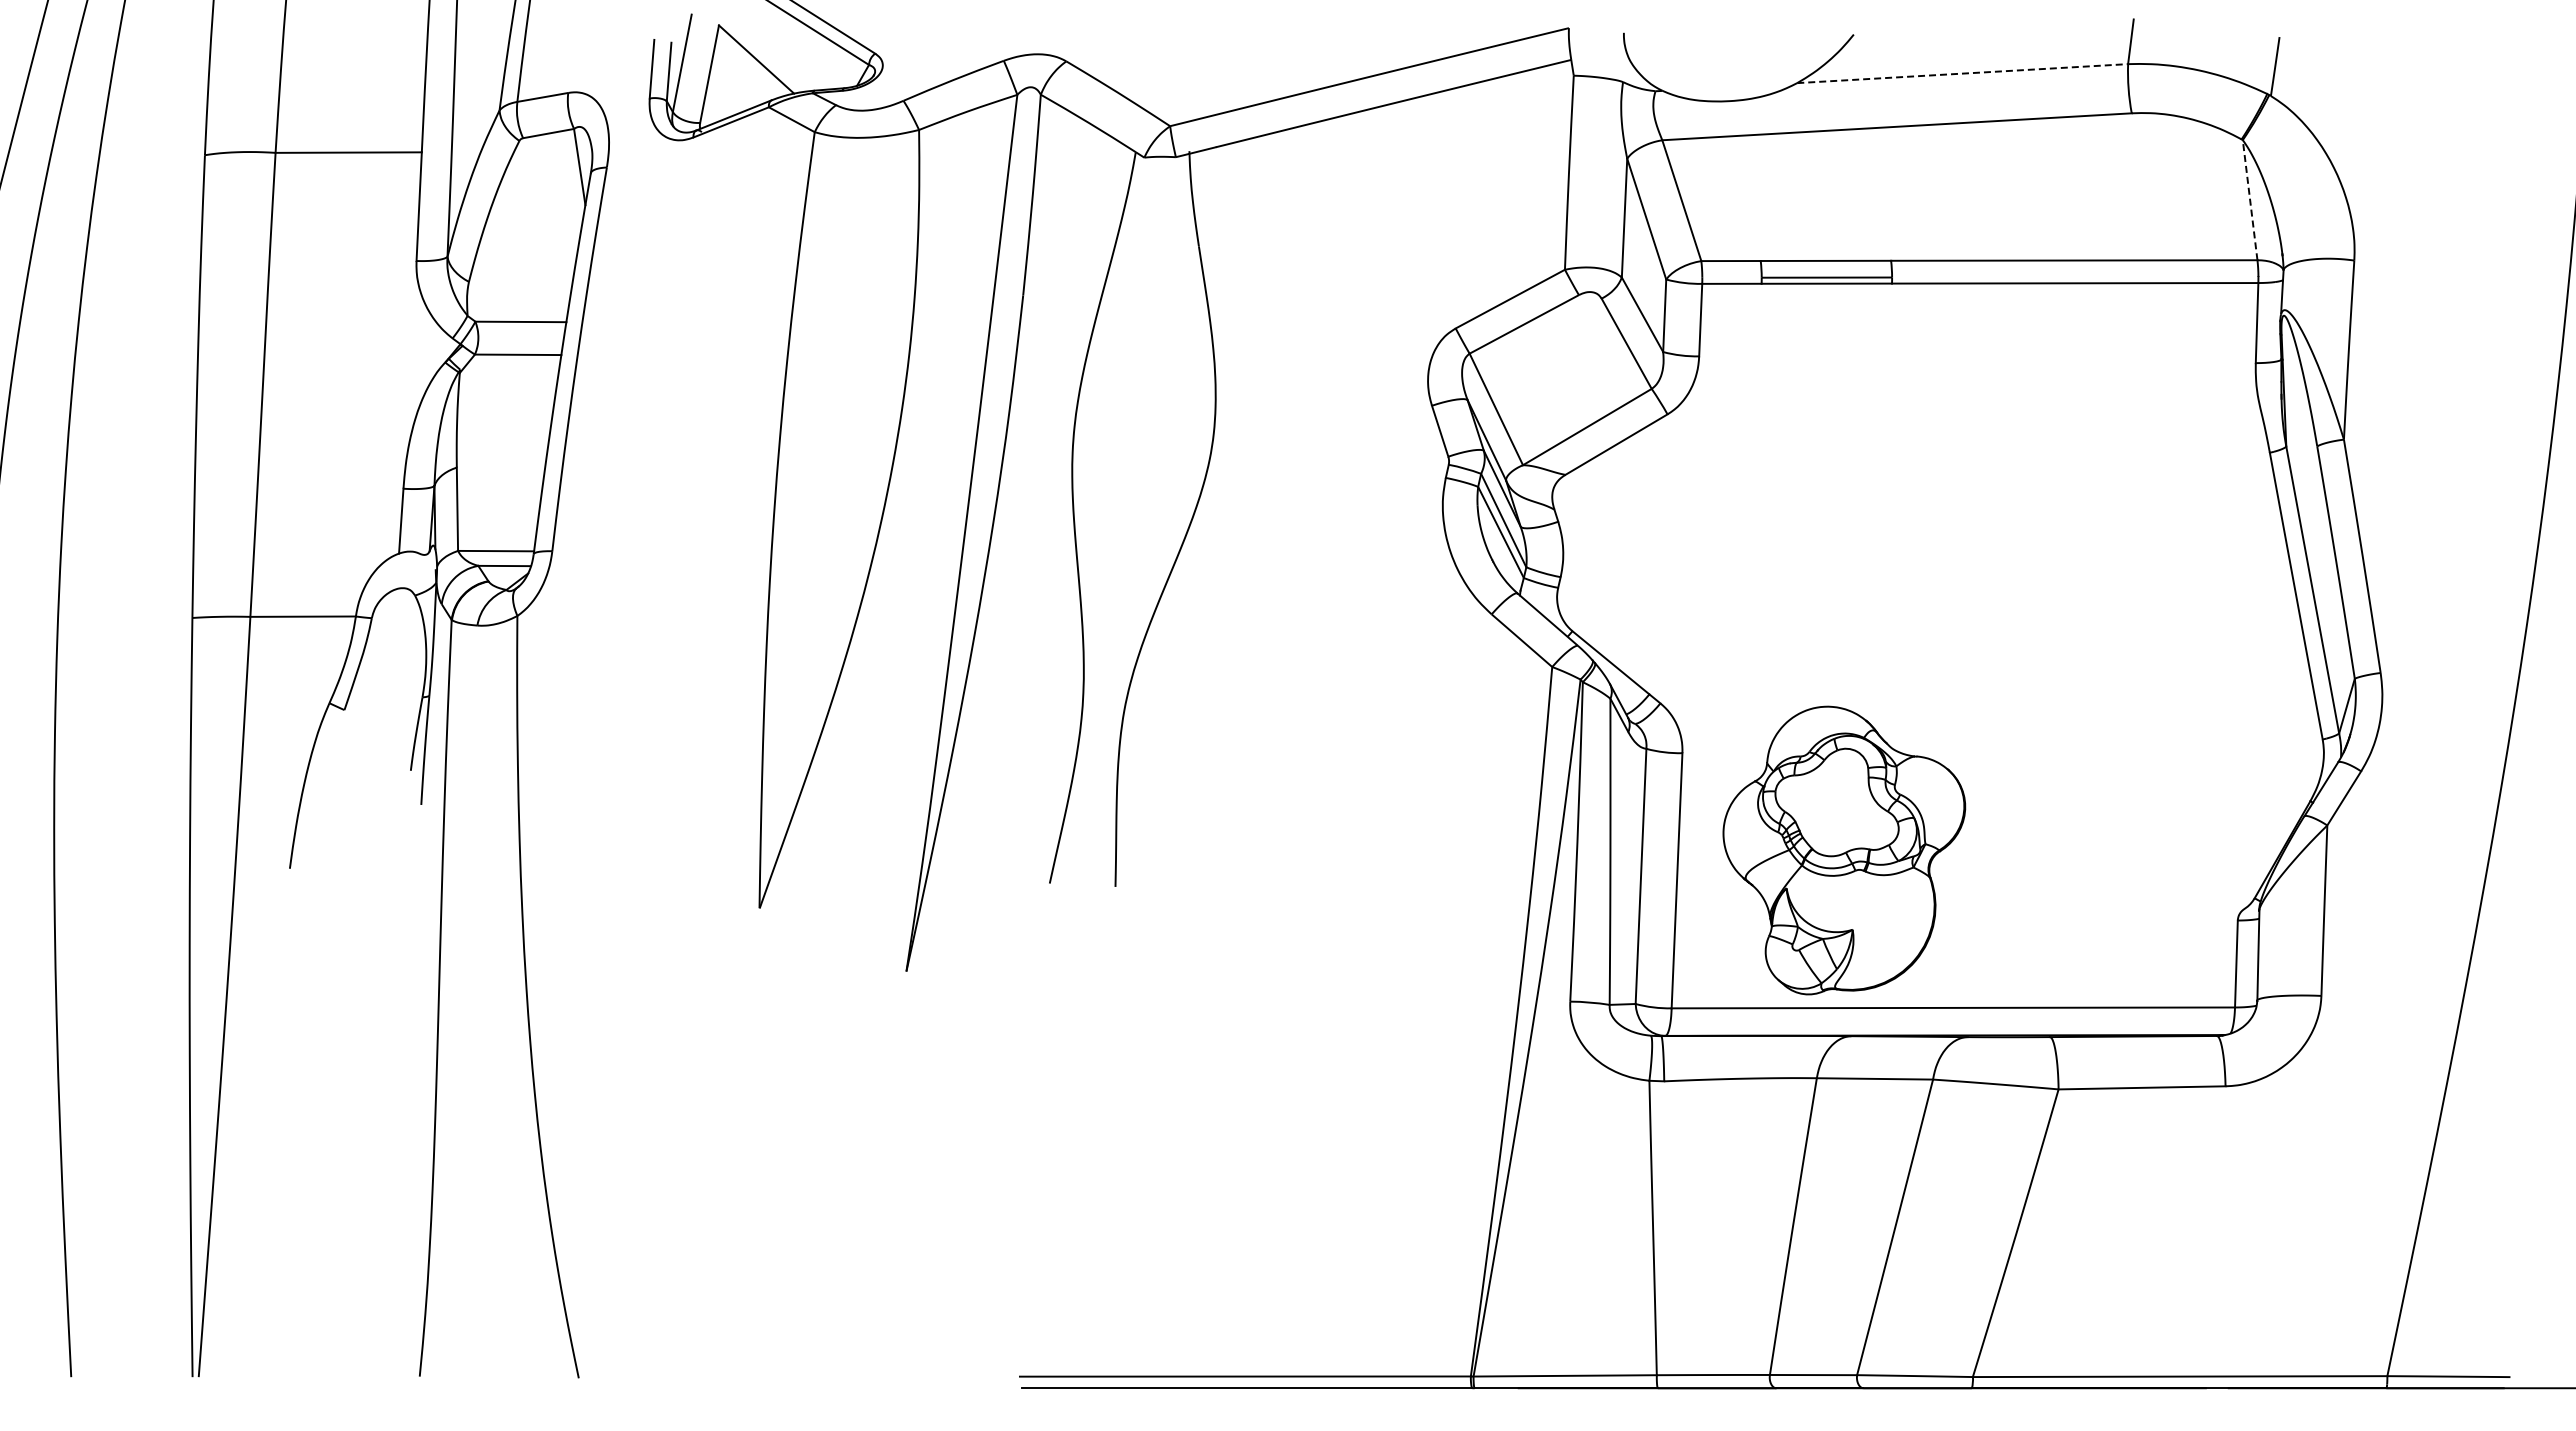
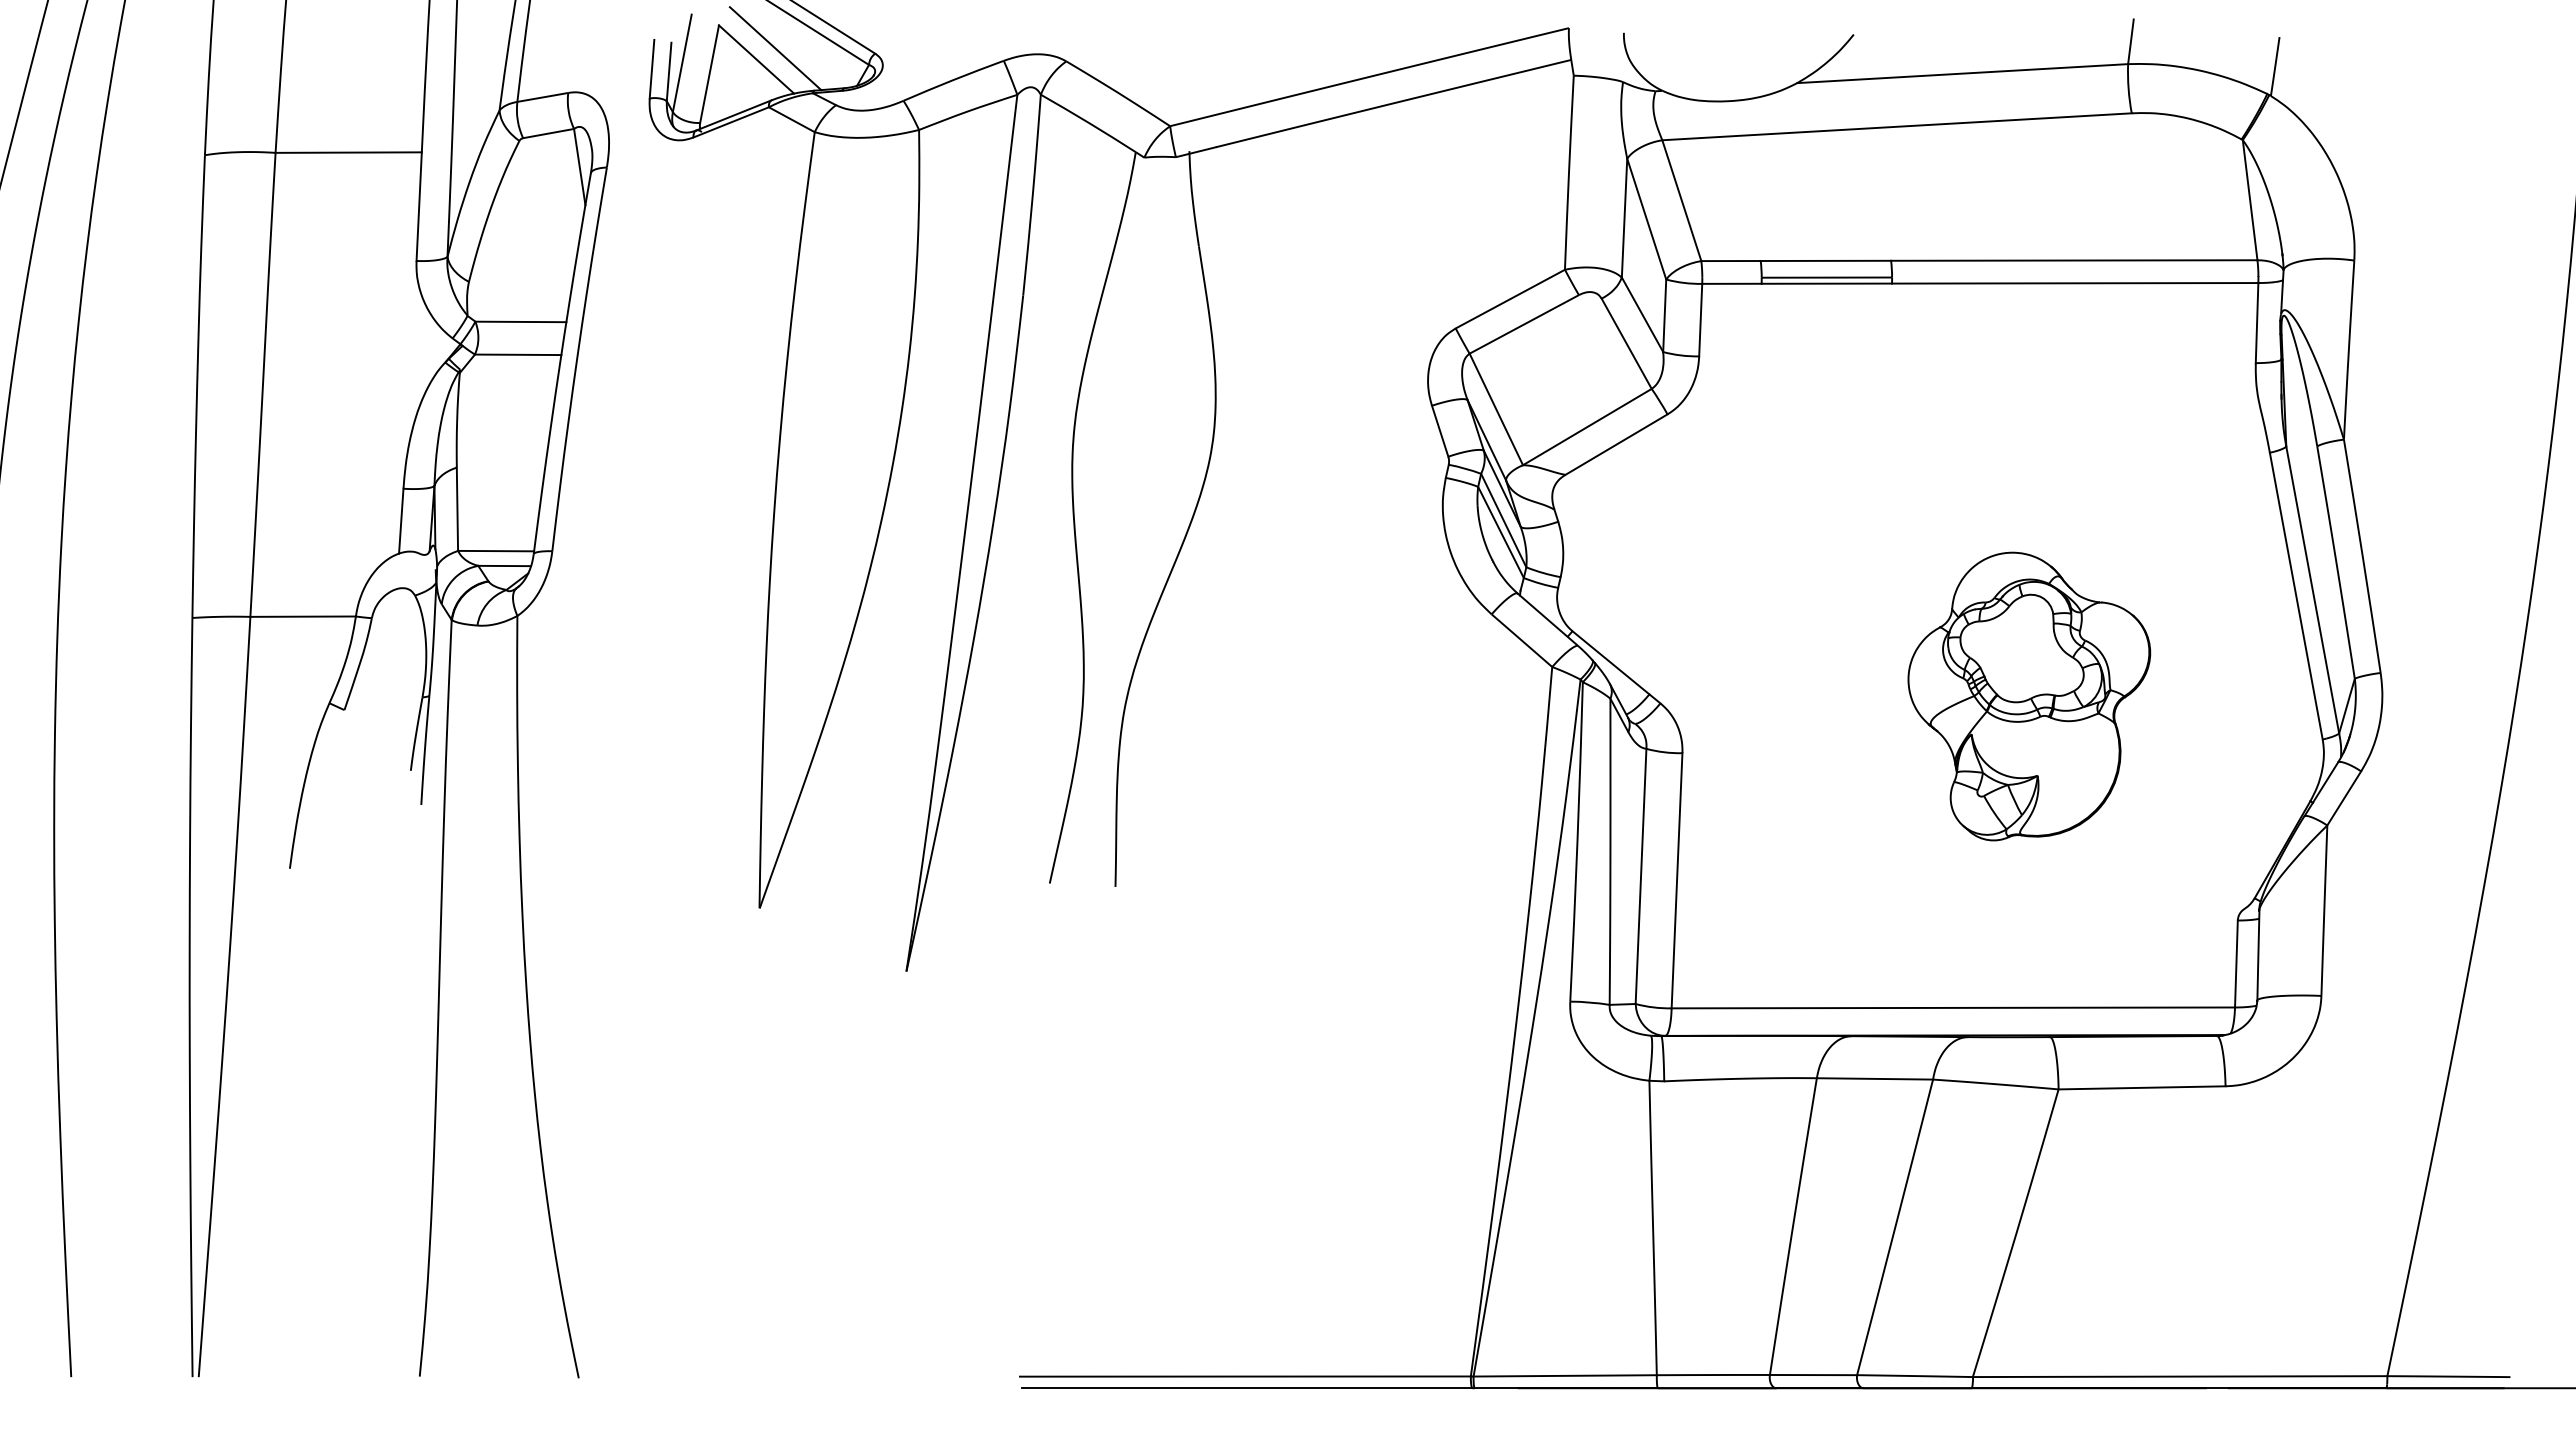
line: none -> present (775, 48)
line: dashed -> solid (1962, 73)
line: dashed -> solid (2250, 200)
part position: (1844, 850) -> (2029, 696) (2029, 696)
